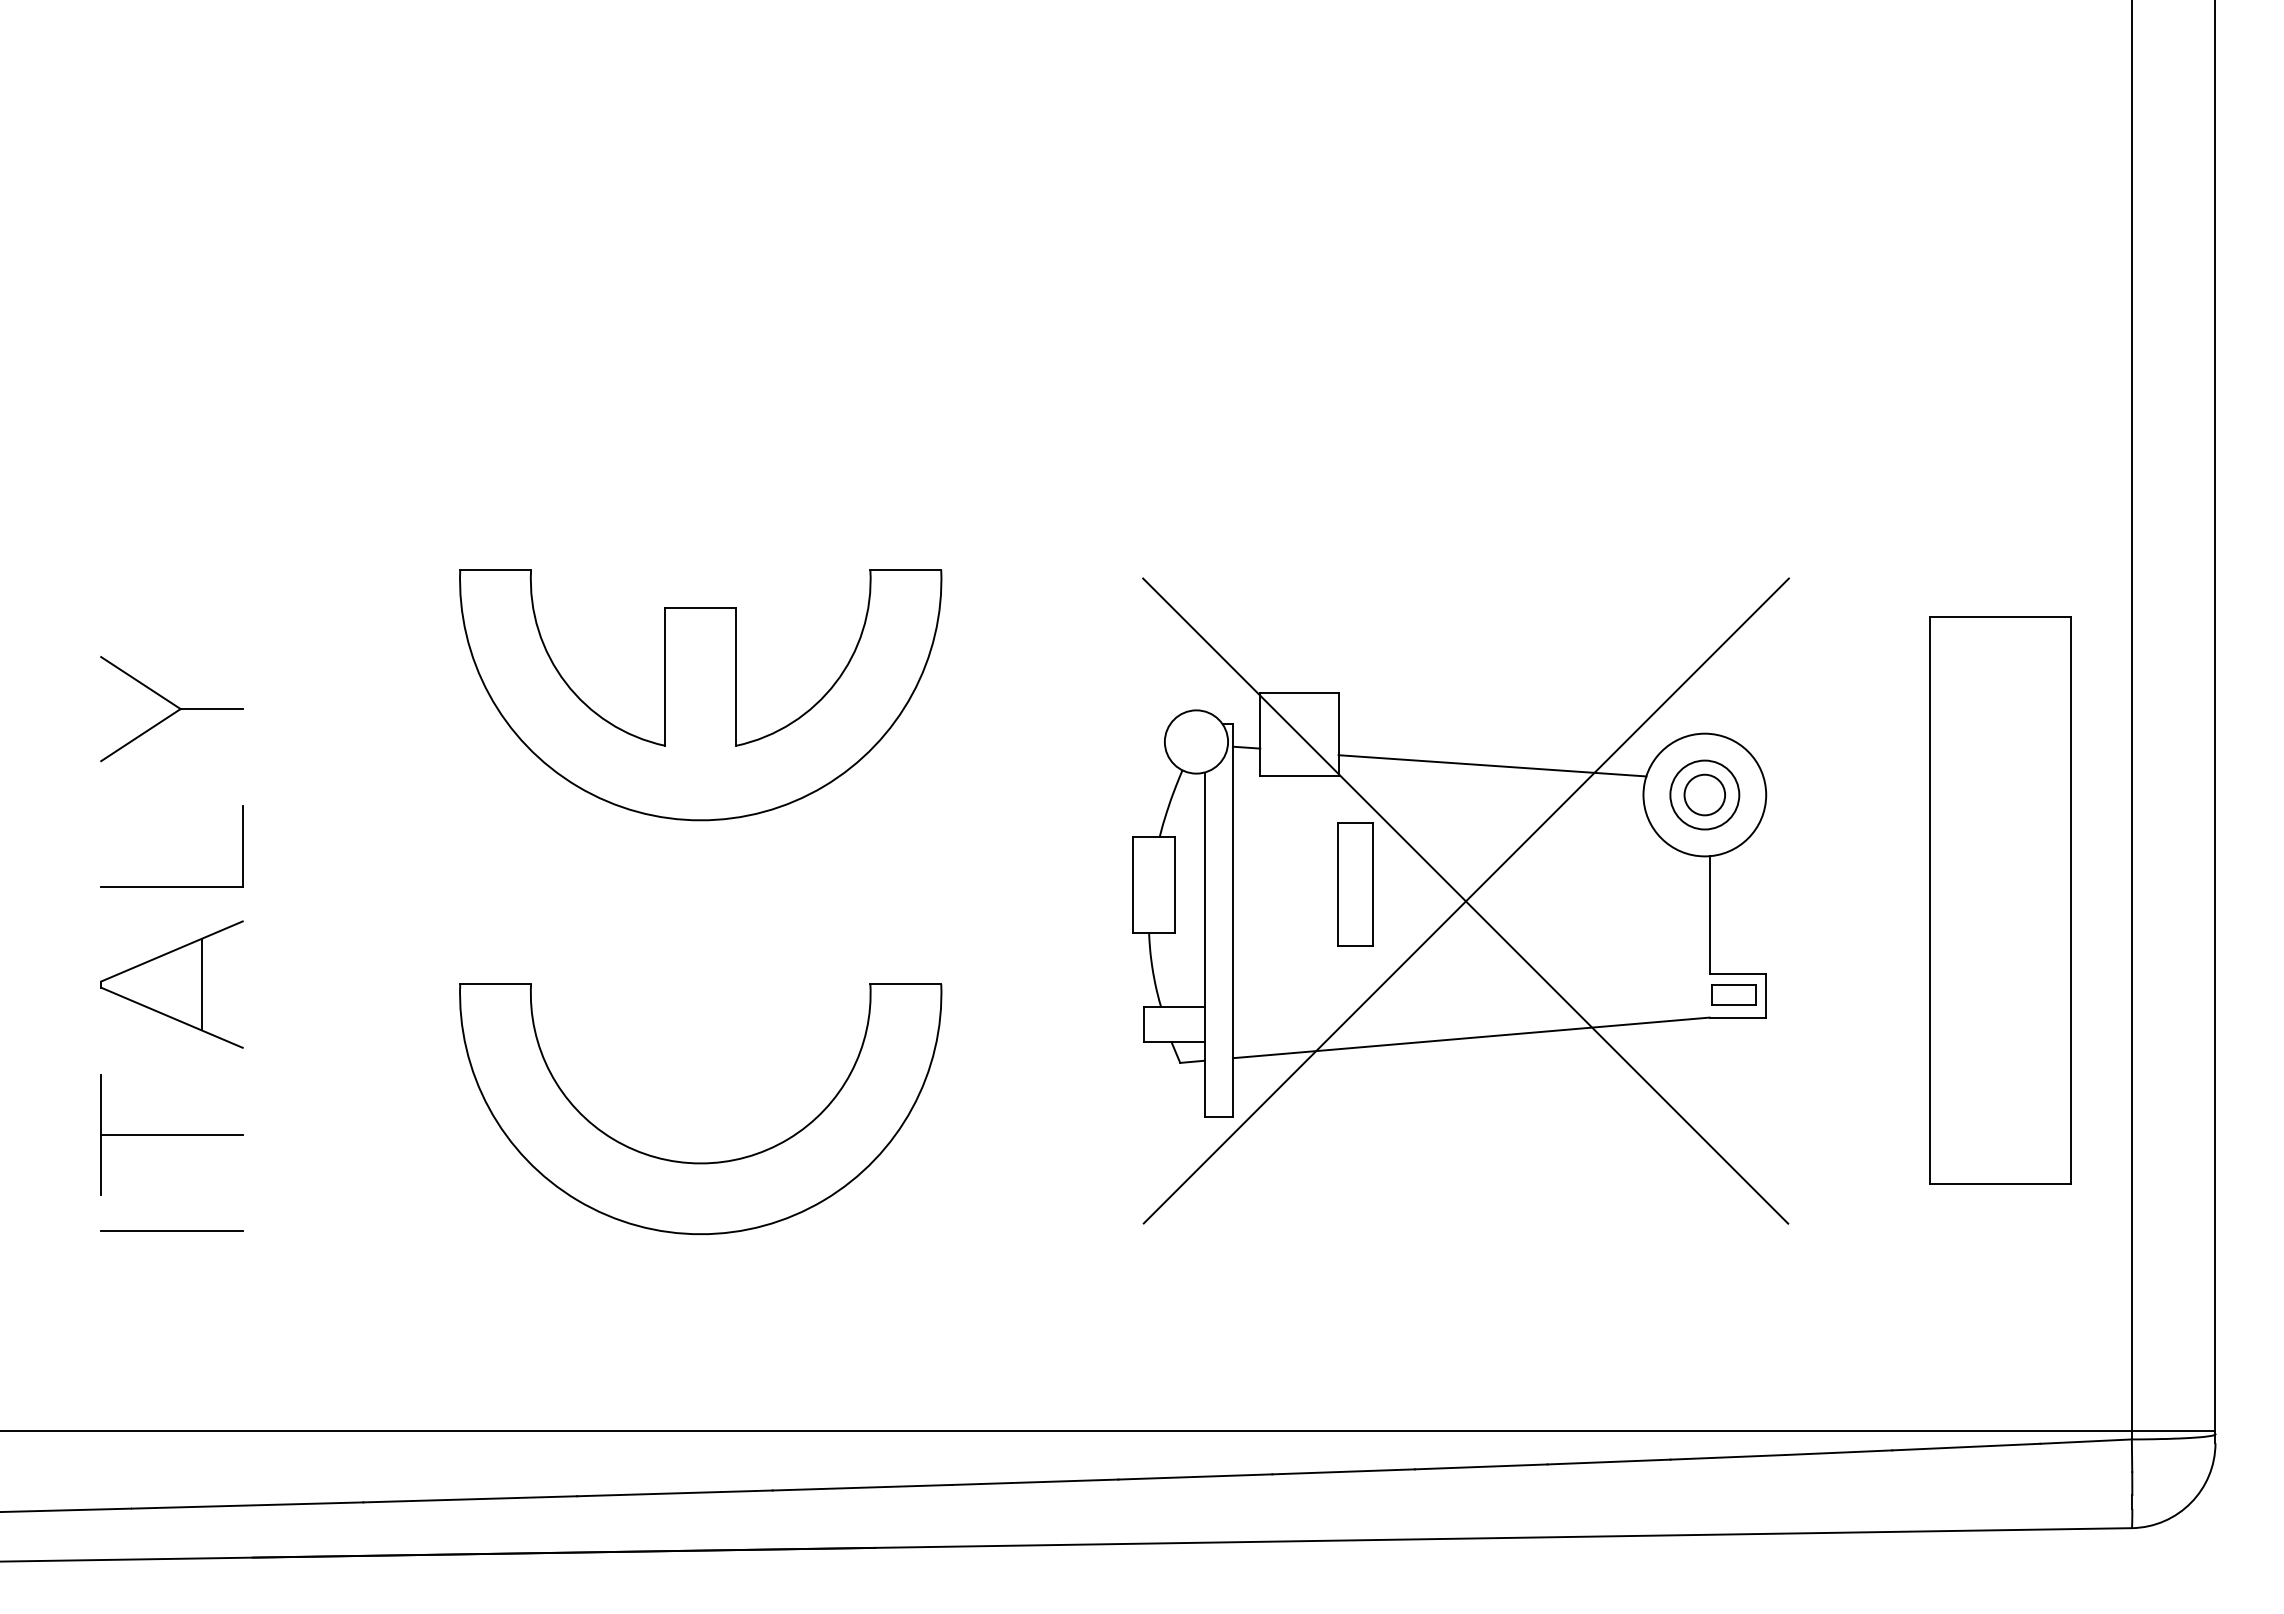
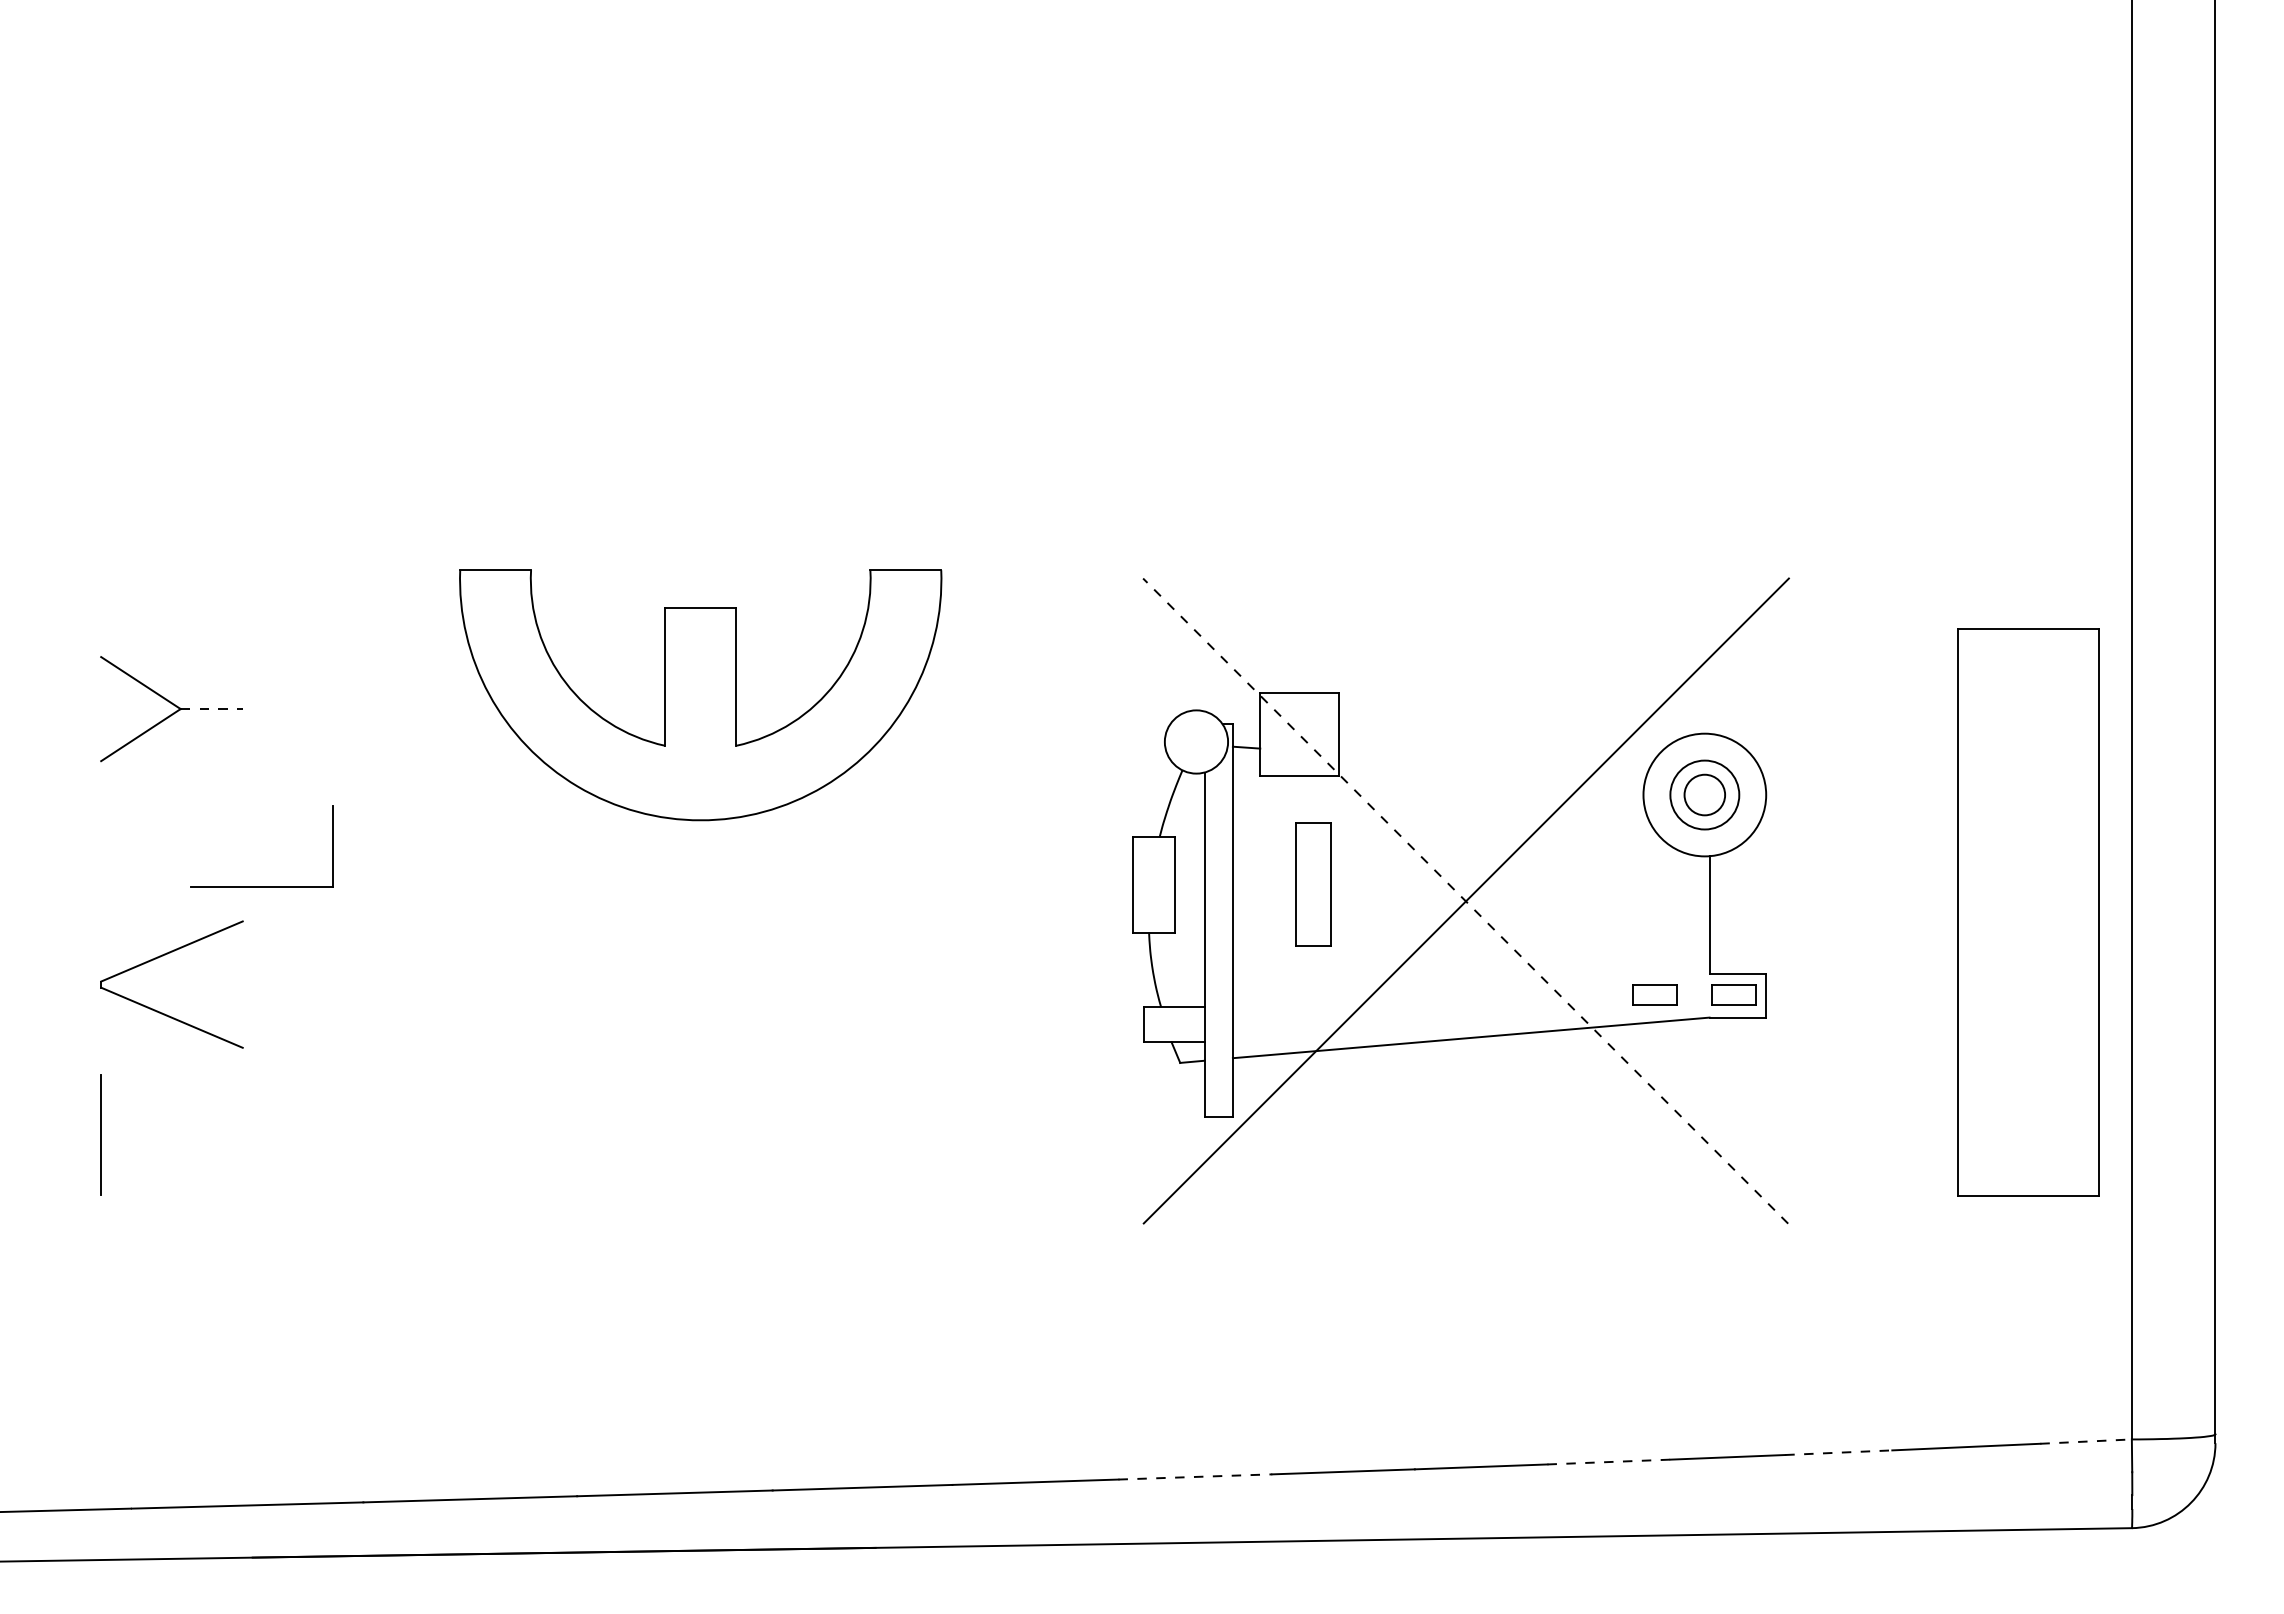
line: solid -> dashed (212, 709)
line: present -> none (1492, 765)
part position: (1355, 884) -> (1313, 884) (1313, 884)
part position: (171, 886) -> (261, 886) (261, 886)
line: solid -> dashed (1465, 900)
part position: (2000, 900) -> (2028, 912) (2028, 912)
line: present -> none (201, 984)
part: none -> present (1654, 994)
line: present -> none (171, 1134)
part: present -> none (700, 1162)
line: present -> none (171, 1230)
line: present -> none (1108, 1431)
line: solid -> dashed (2086, 1441)
line: solid -> dashed (1838, 1452)
line: solid -> dashed (1609, 1462)
line: solid -> dashed (1195, 1476)
